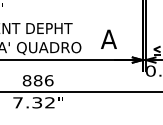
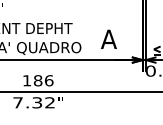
text: 886 -> 186 (26, 80)
